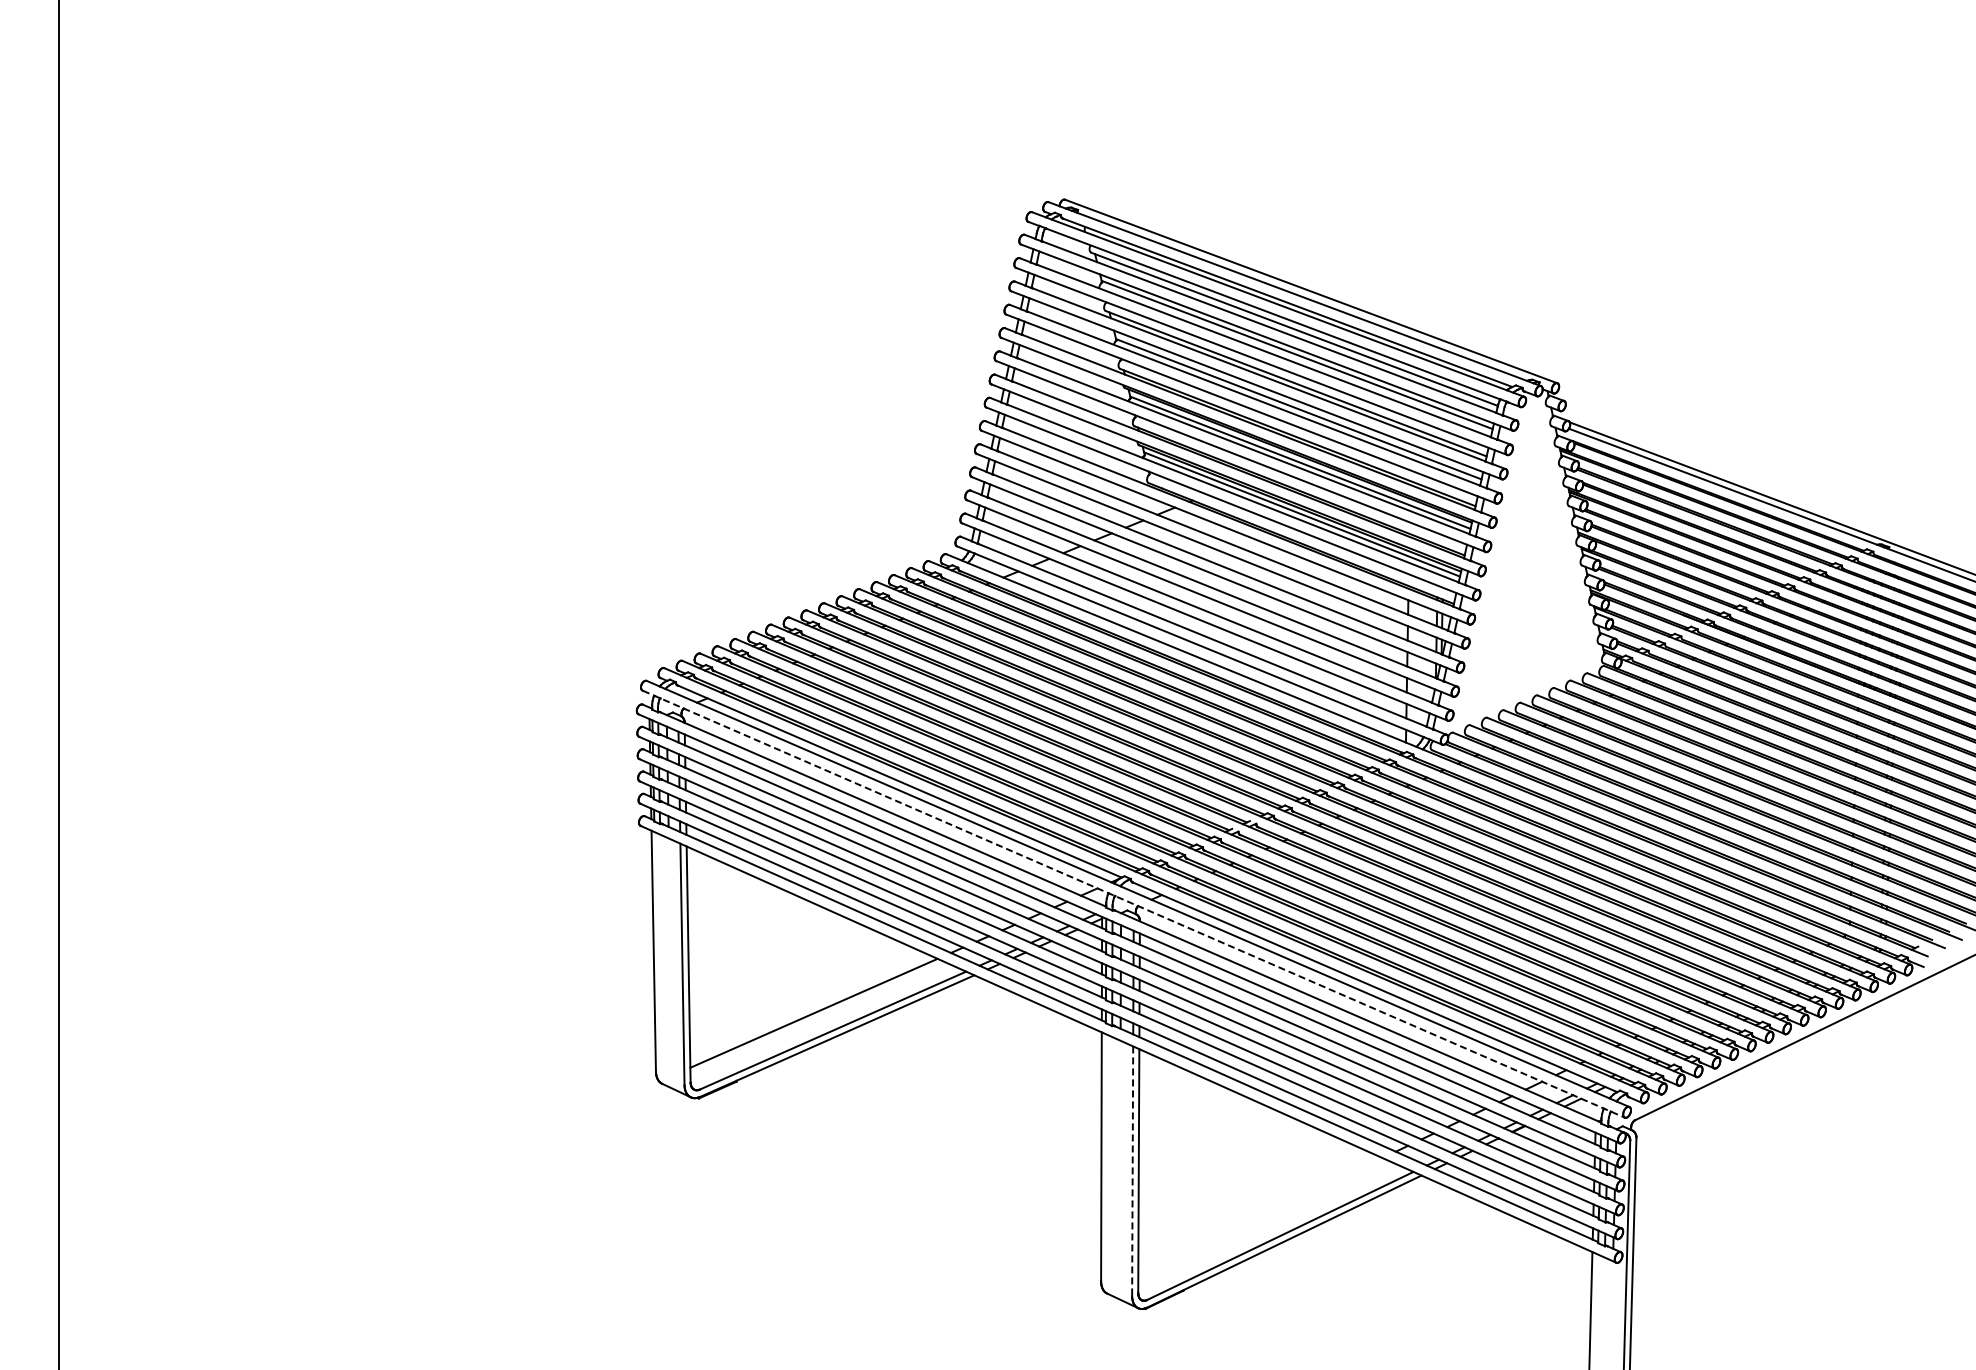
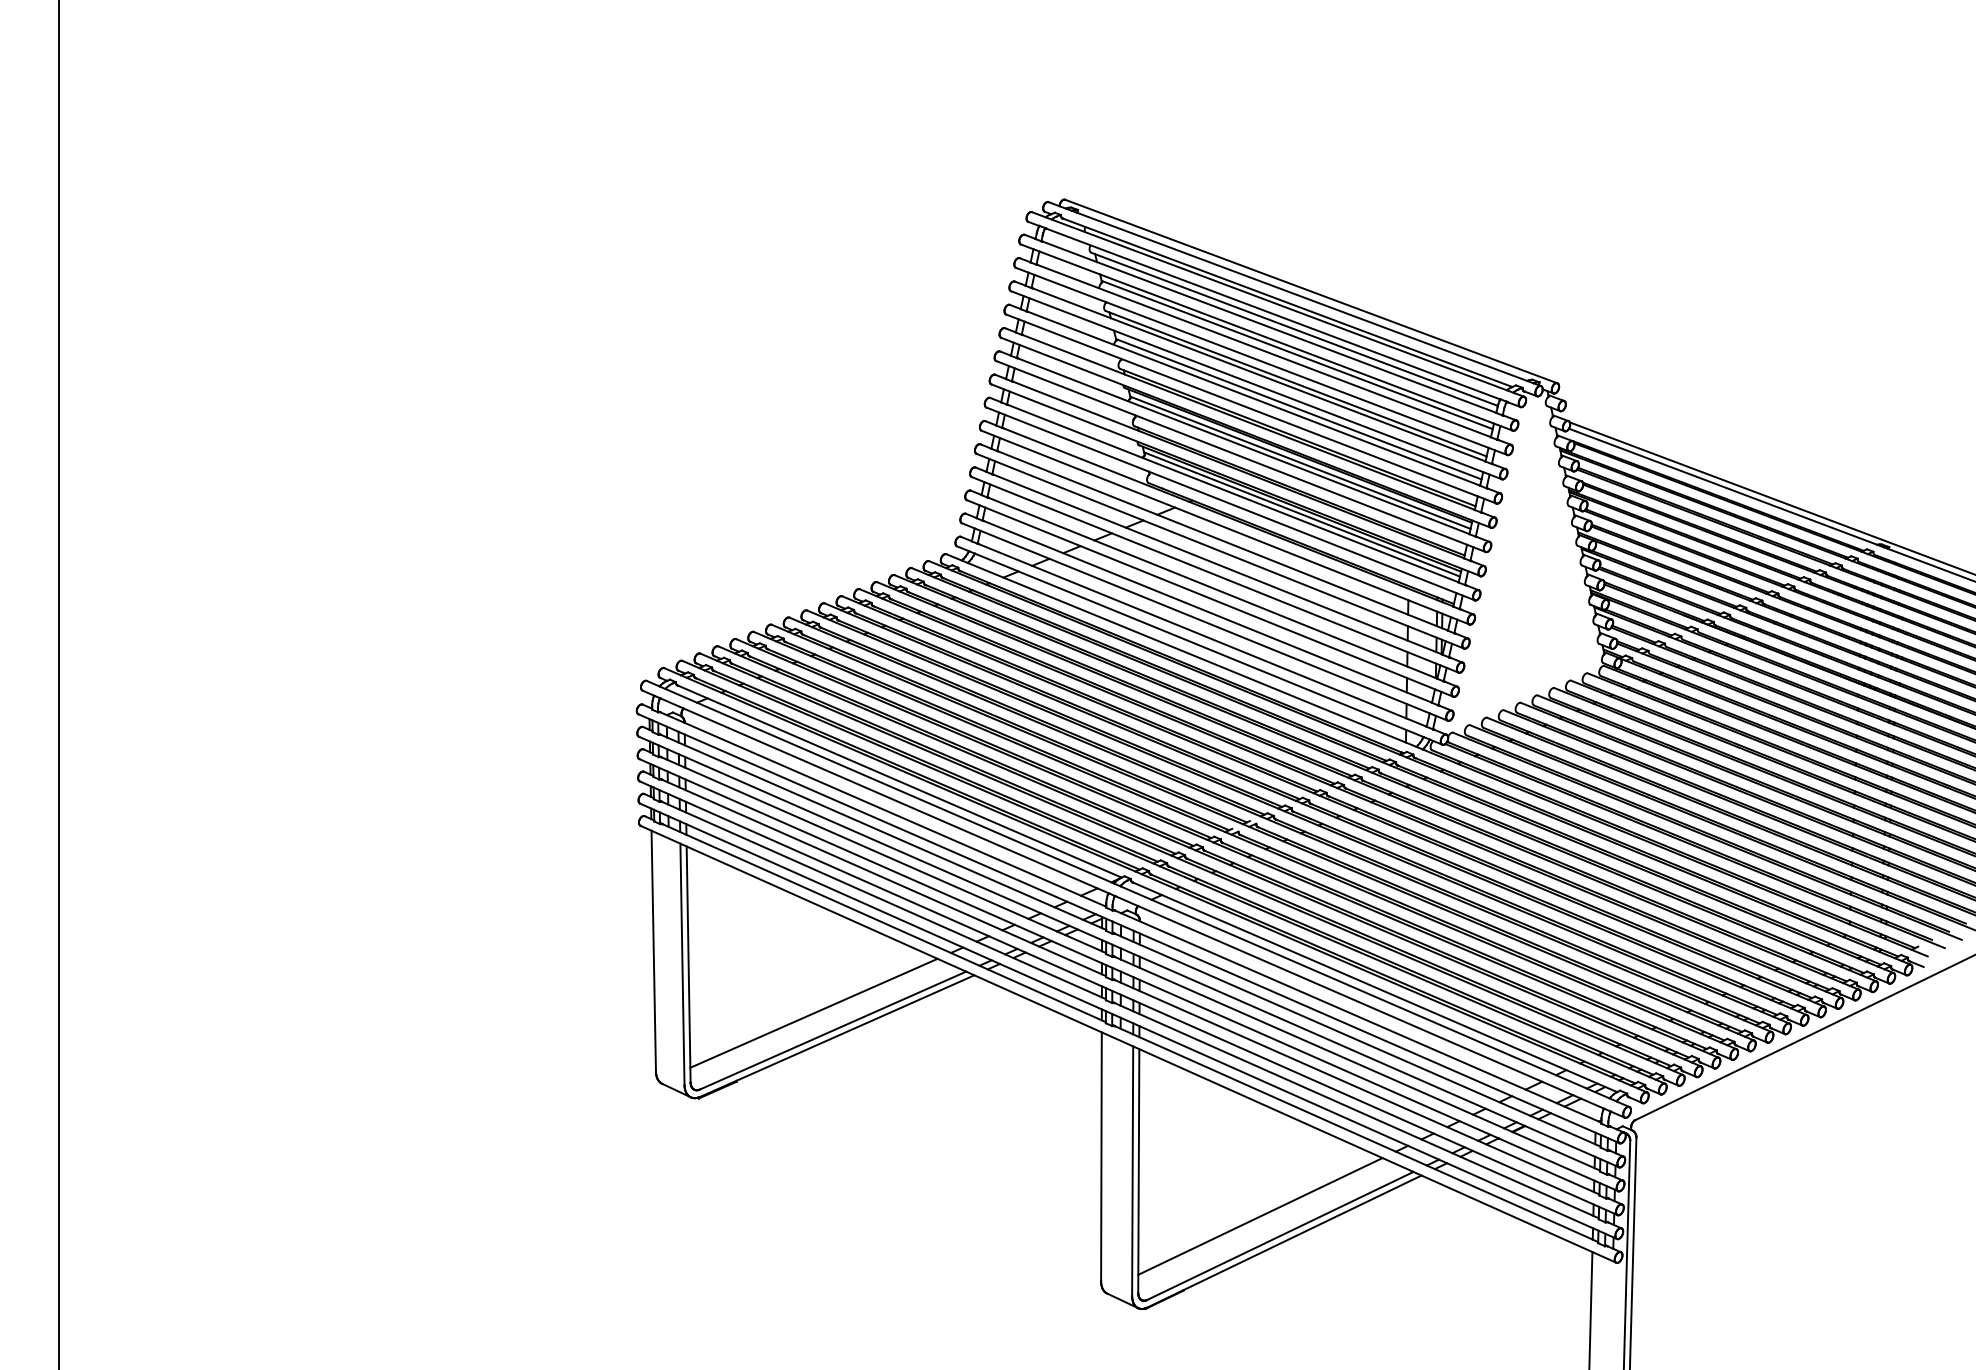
line: dashed -> solid (1134, 904)
line: dashed -> solid (1132, 1171)
line: none -> present (1260, 1216)
